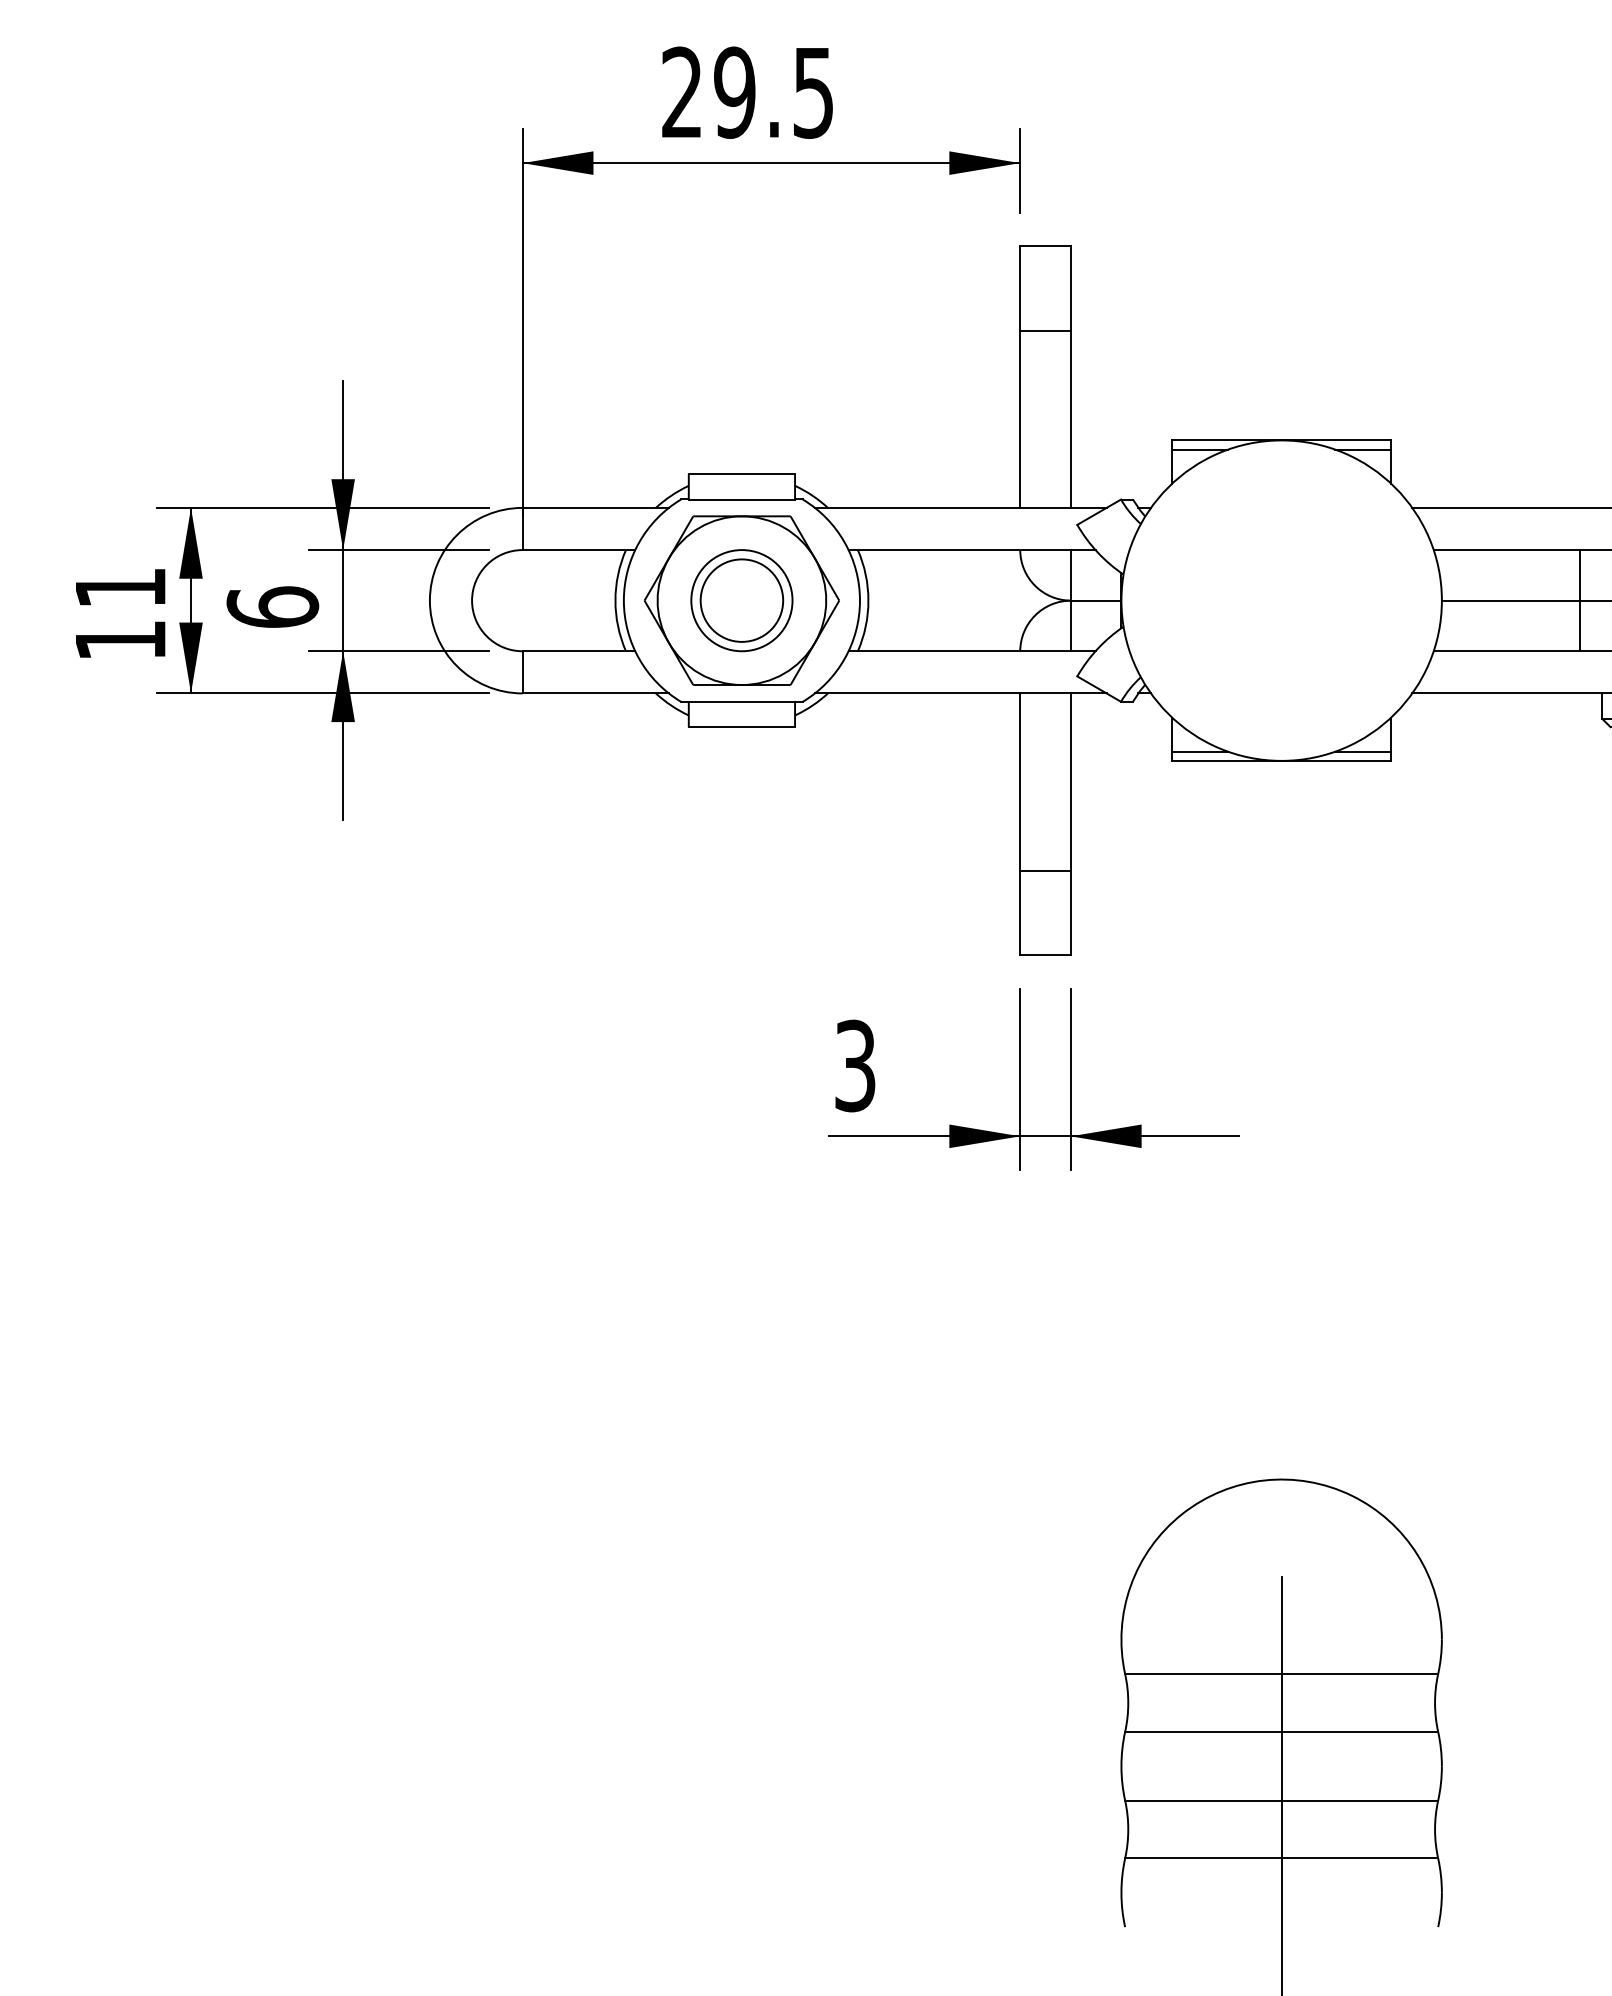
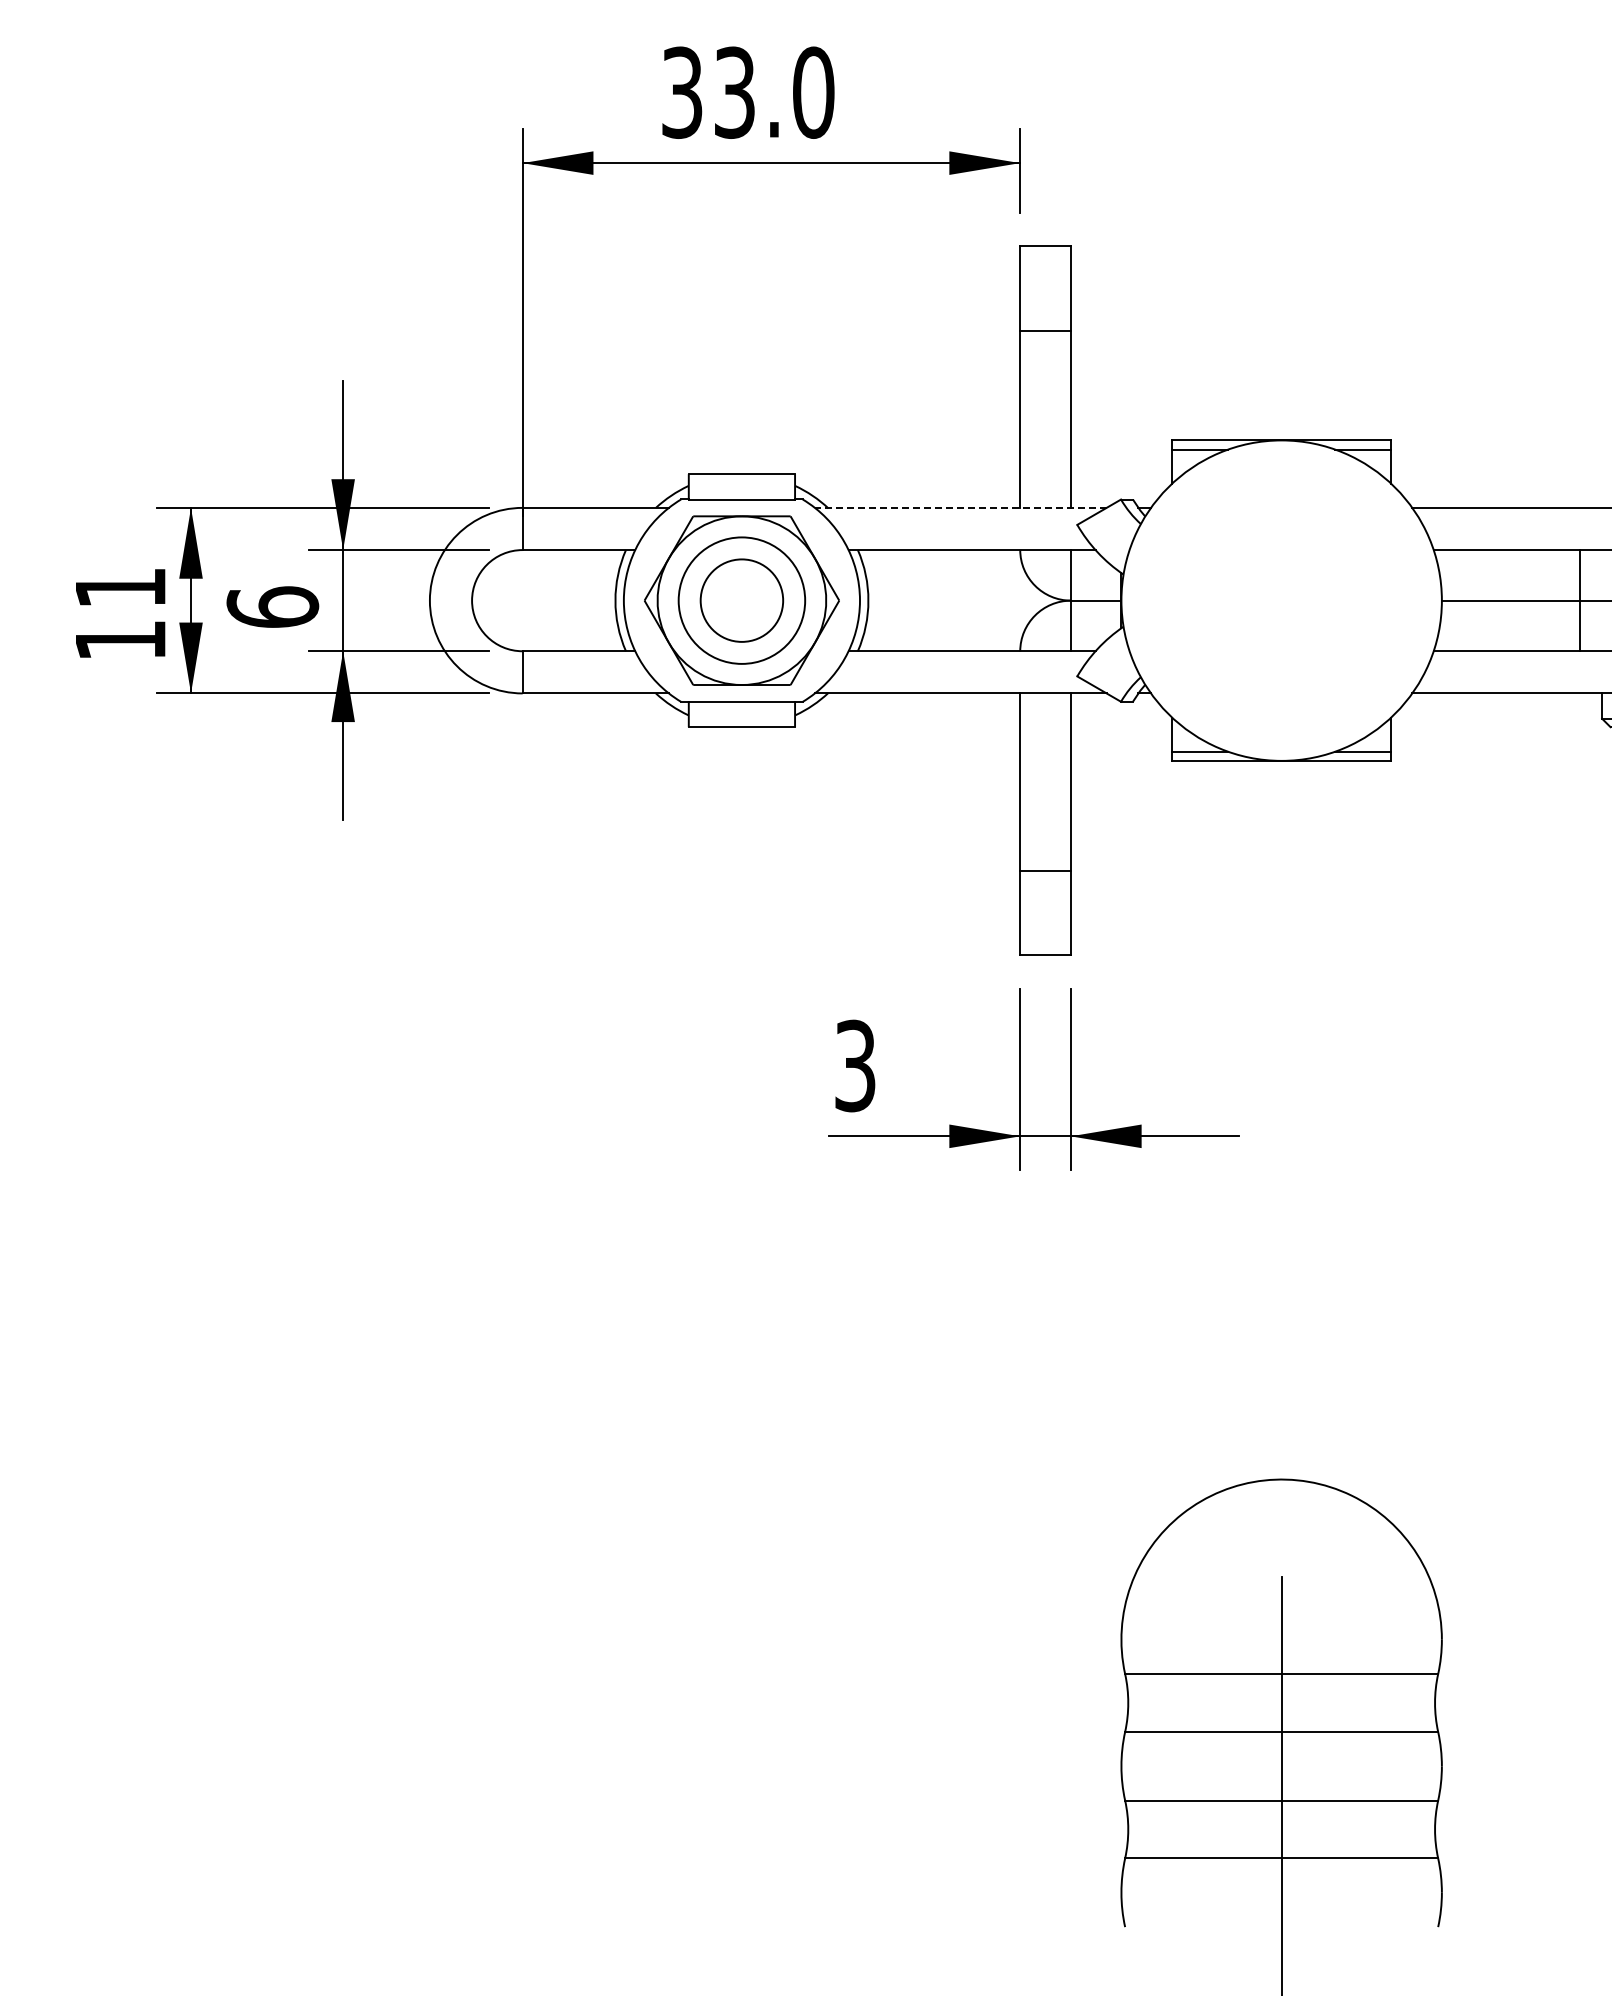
text: 29.5 -> 33.0 (748, 92)
line: solid -> dashed (960, 507)
circle diameter: 101 px -> 126 px (741, 600)
